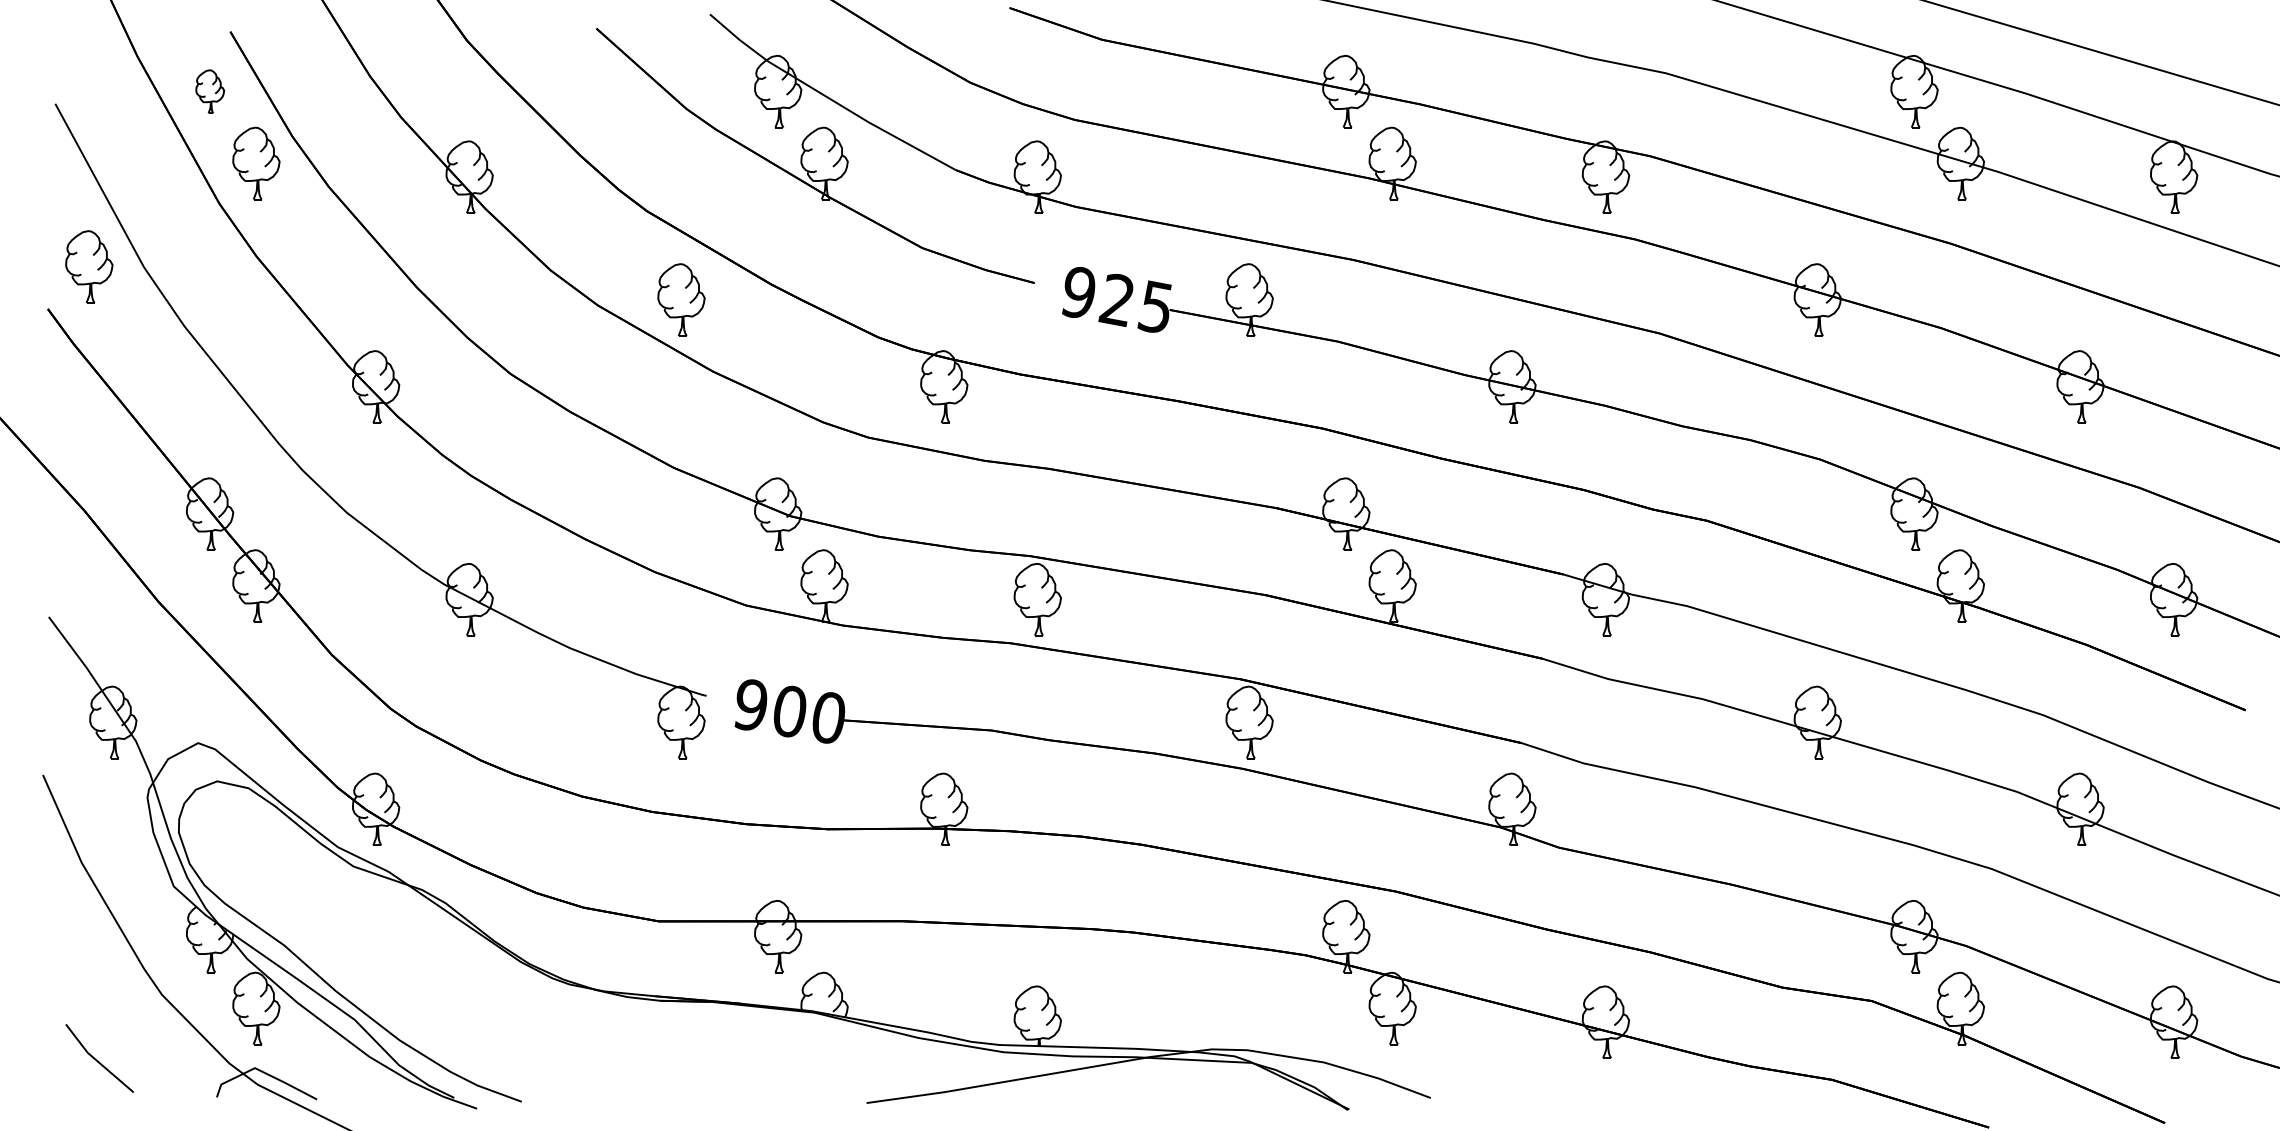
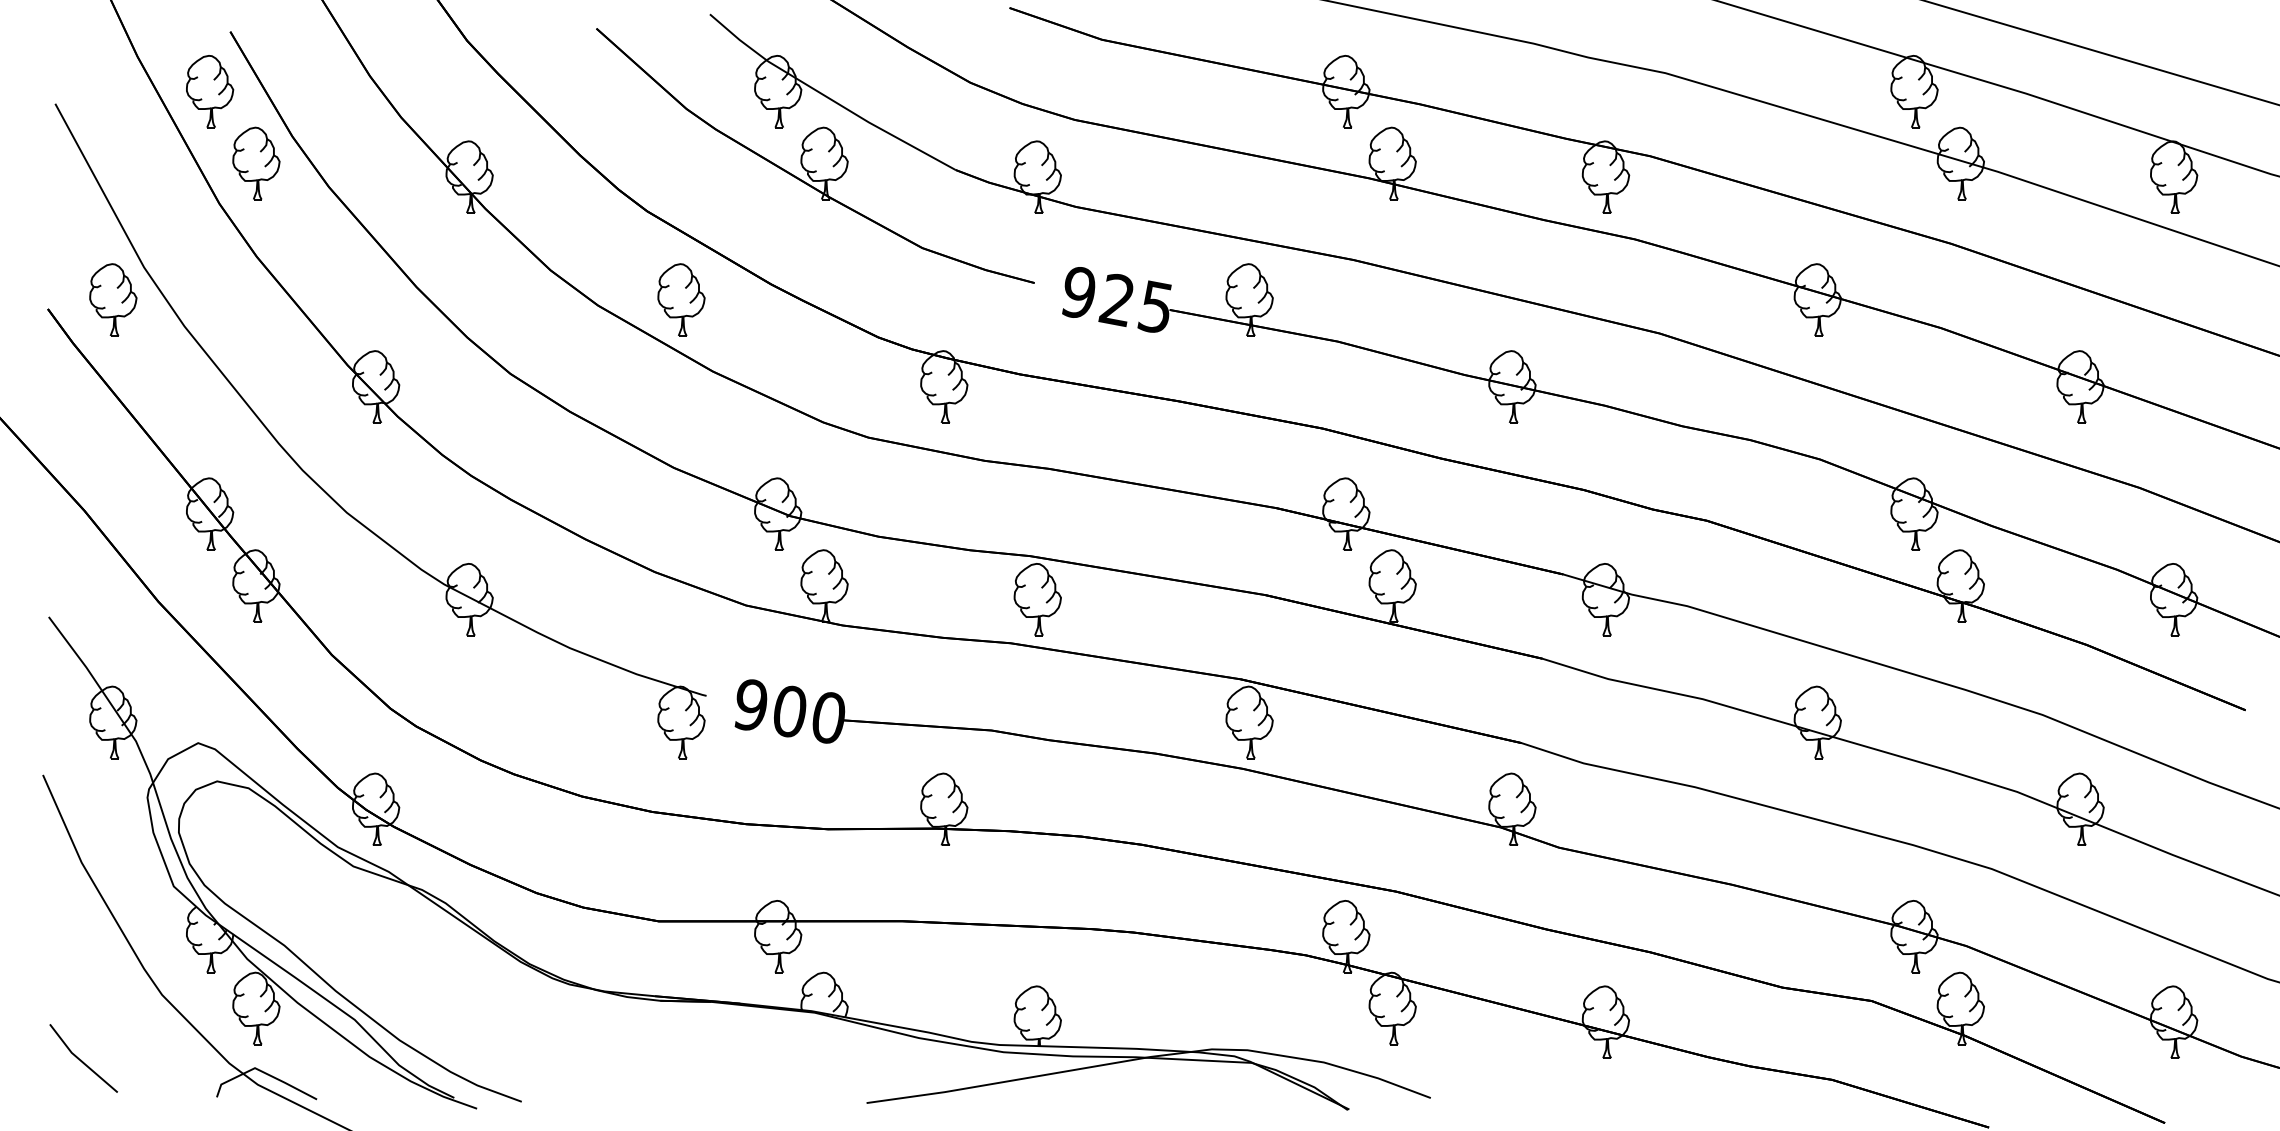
part size: 30x45 px -> 49x74 px (210, 91)
part position: (89, 266) -> (113, 299) (113, 299)
line position: (97, 1059) -> (81, 1059) (81, 1059)
